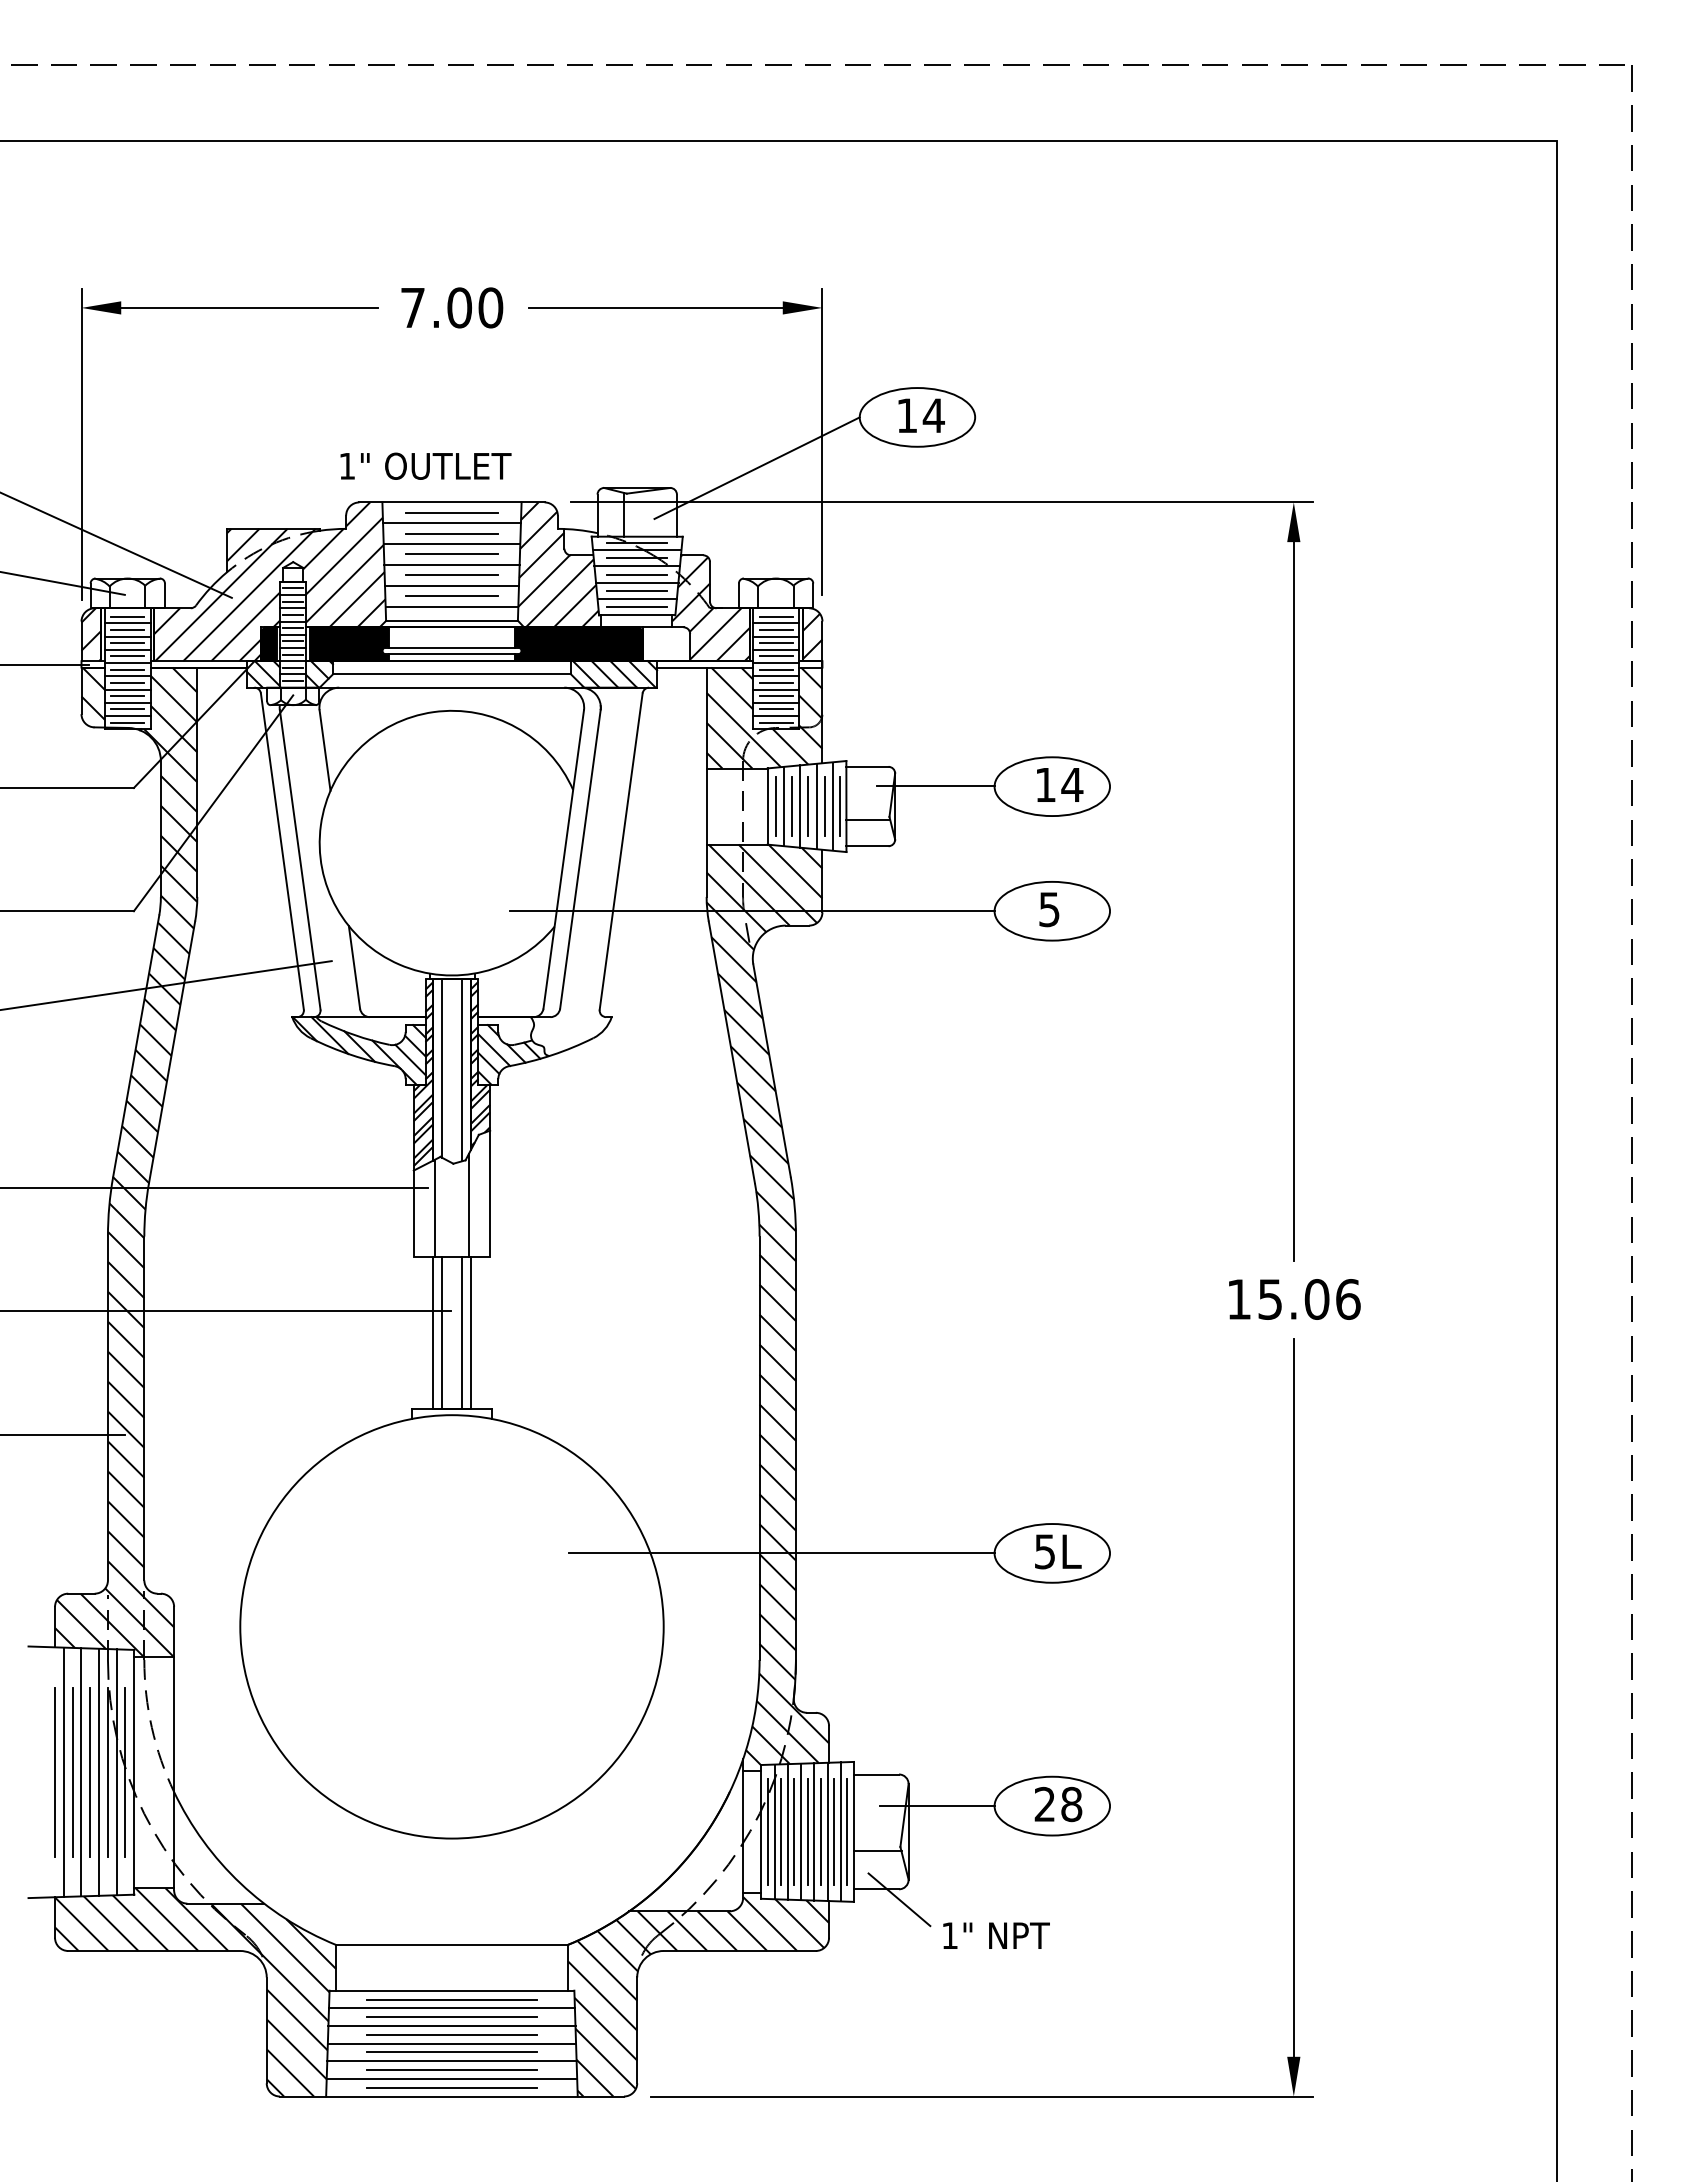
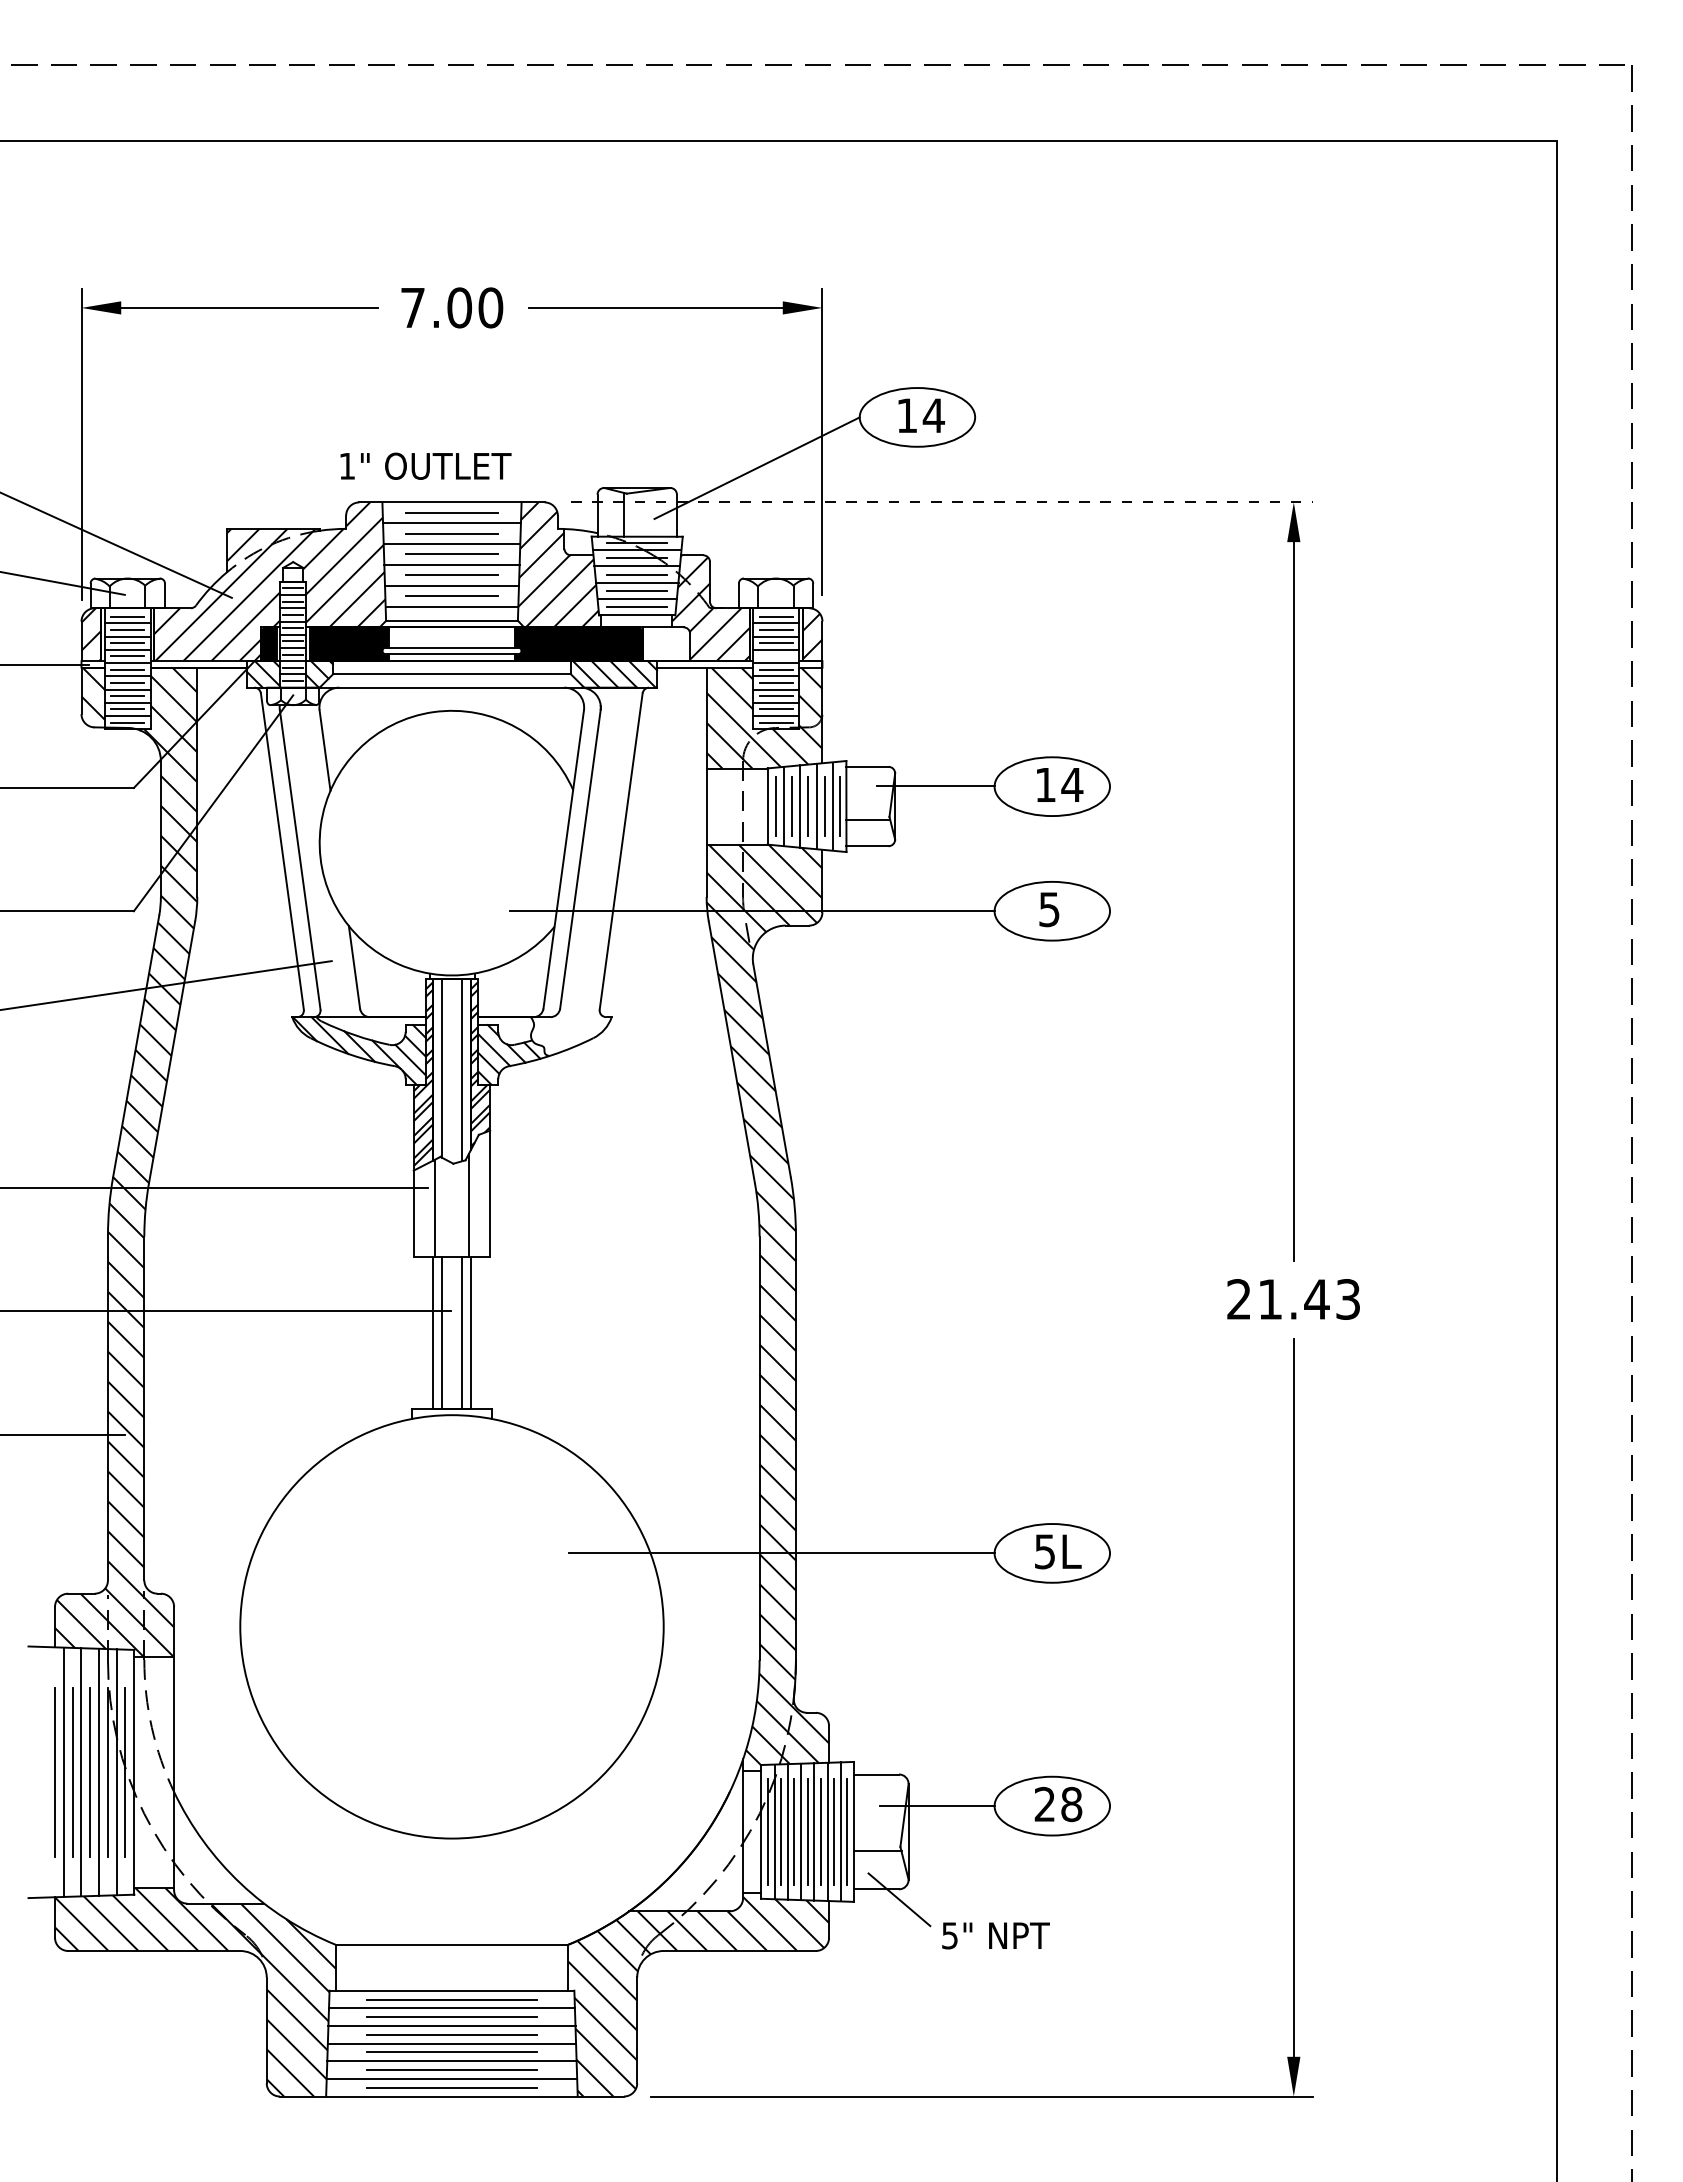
line: solid -> dashed (941, 502)
line: present -> none (775, 656)
text: 15.06 -> 21.43 (1293, 1299)
text: 1" -> 5" (949, 1935)
